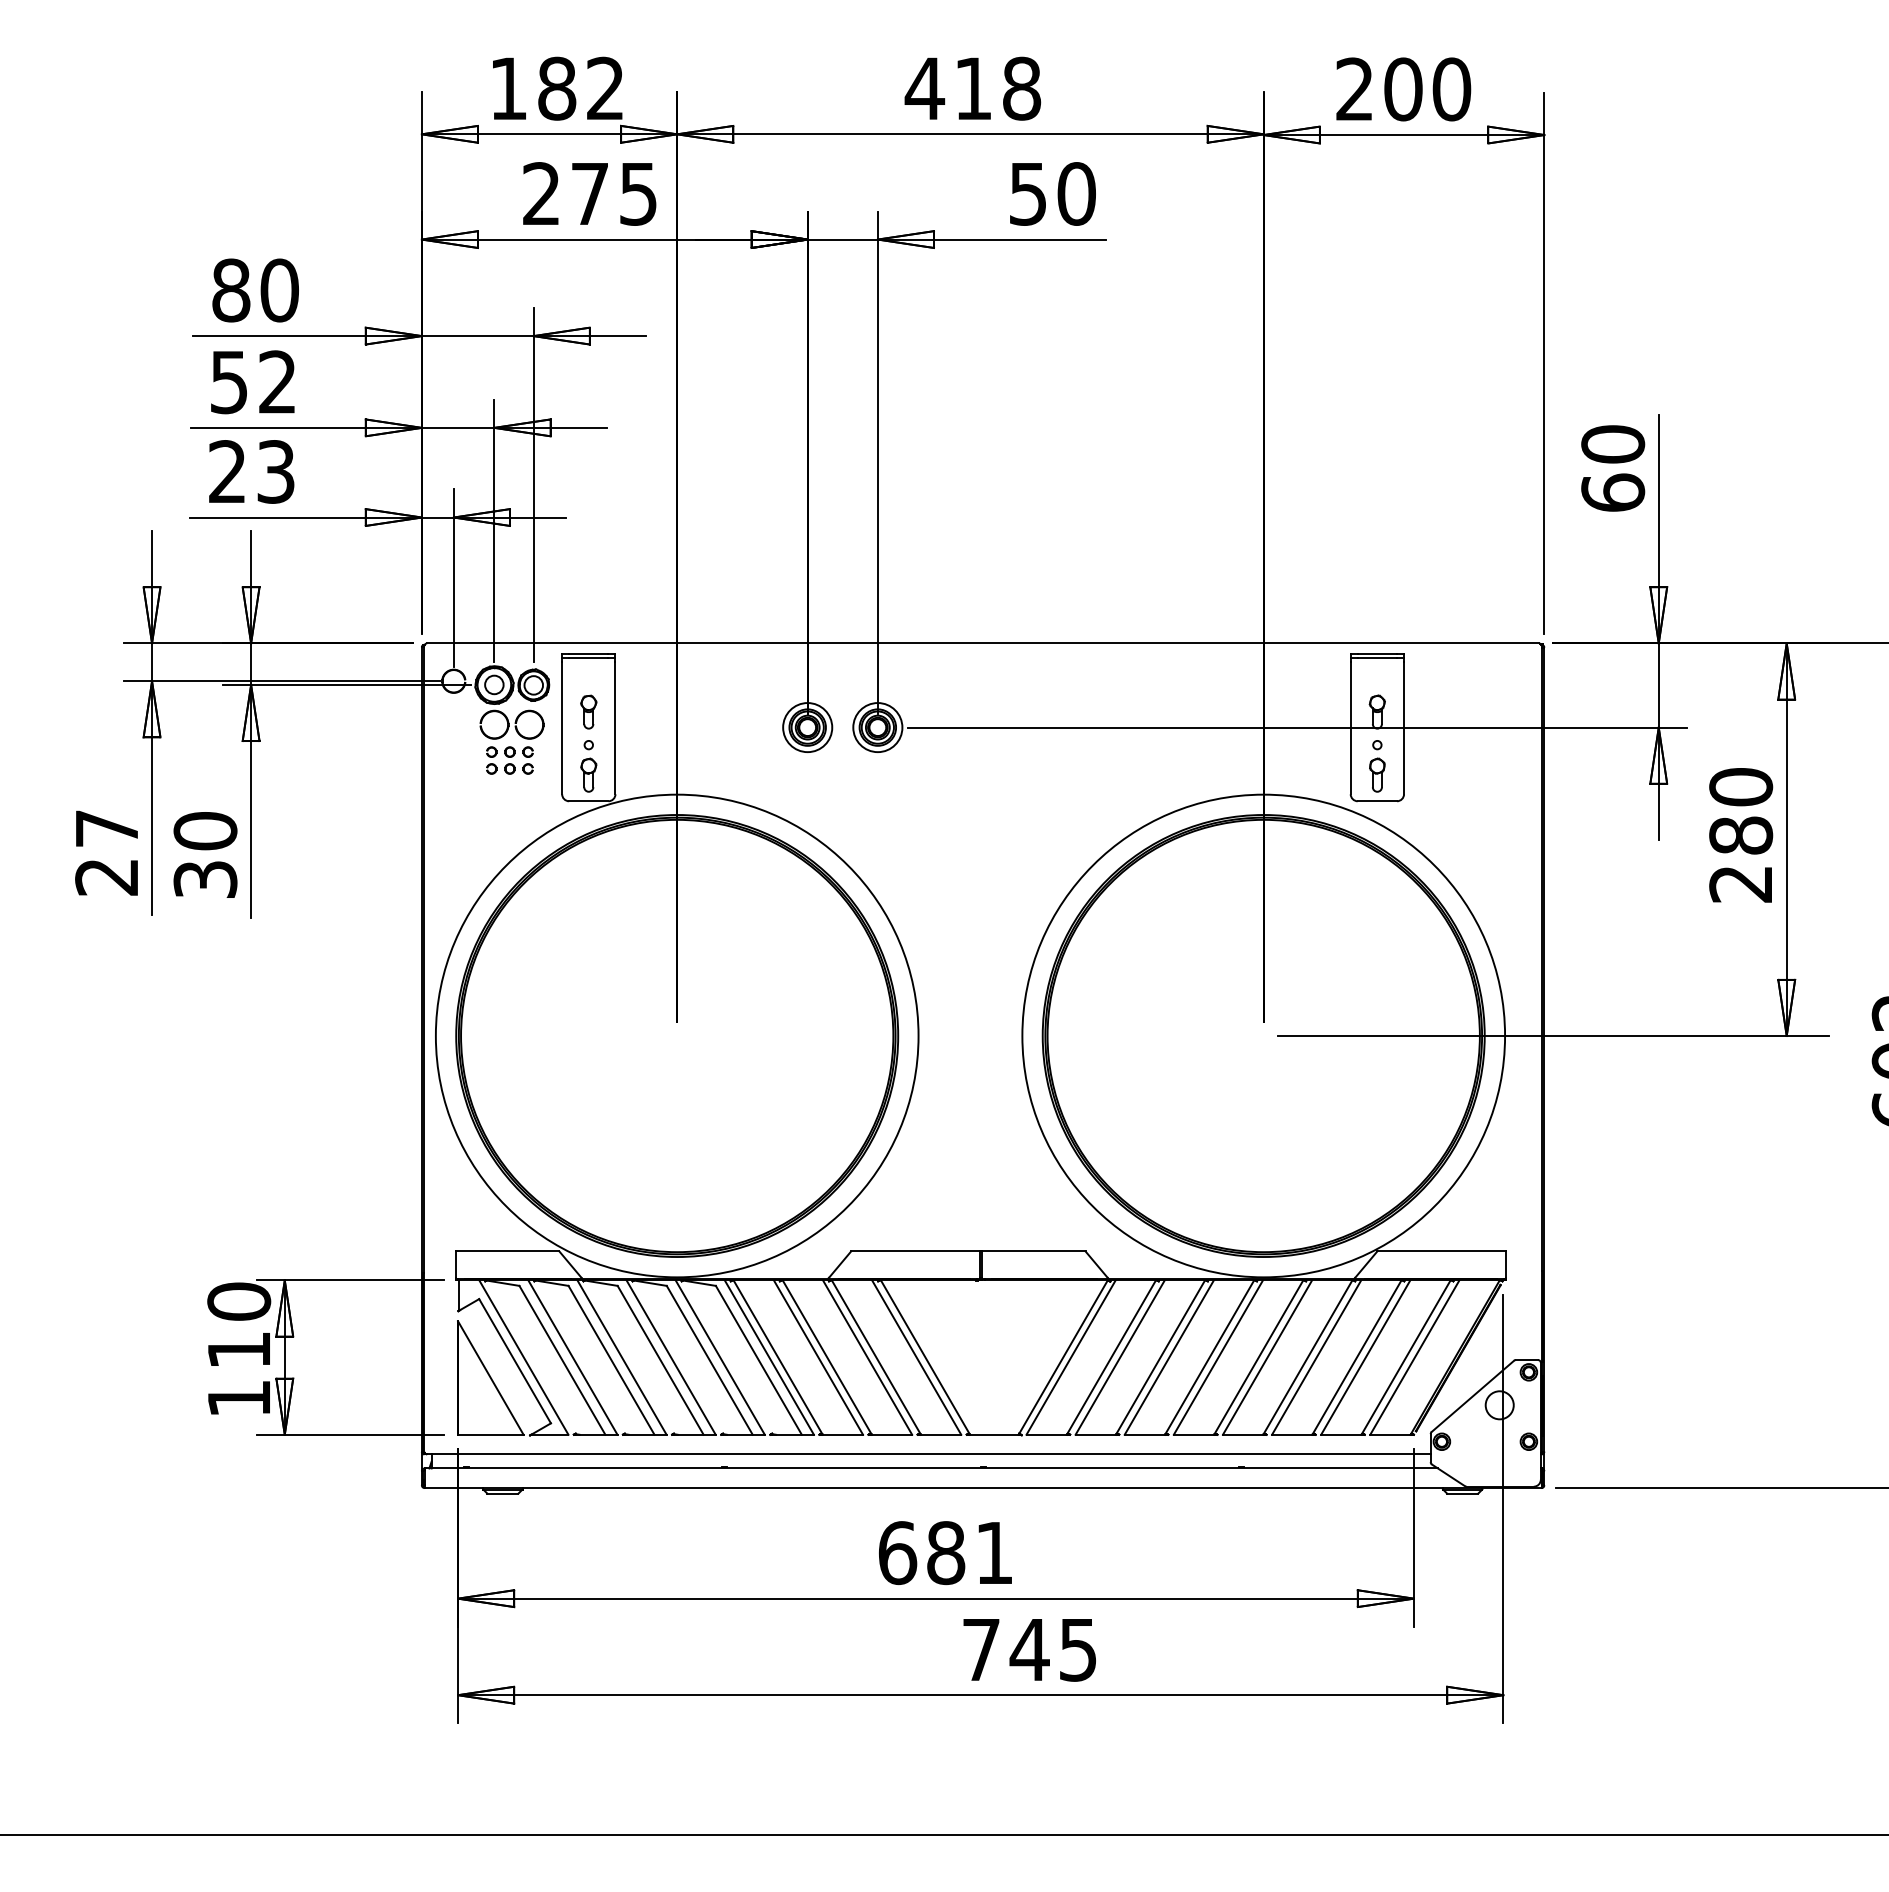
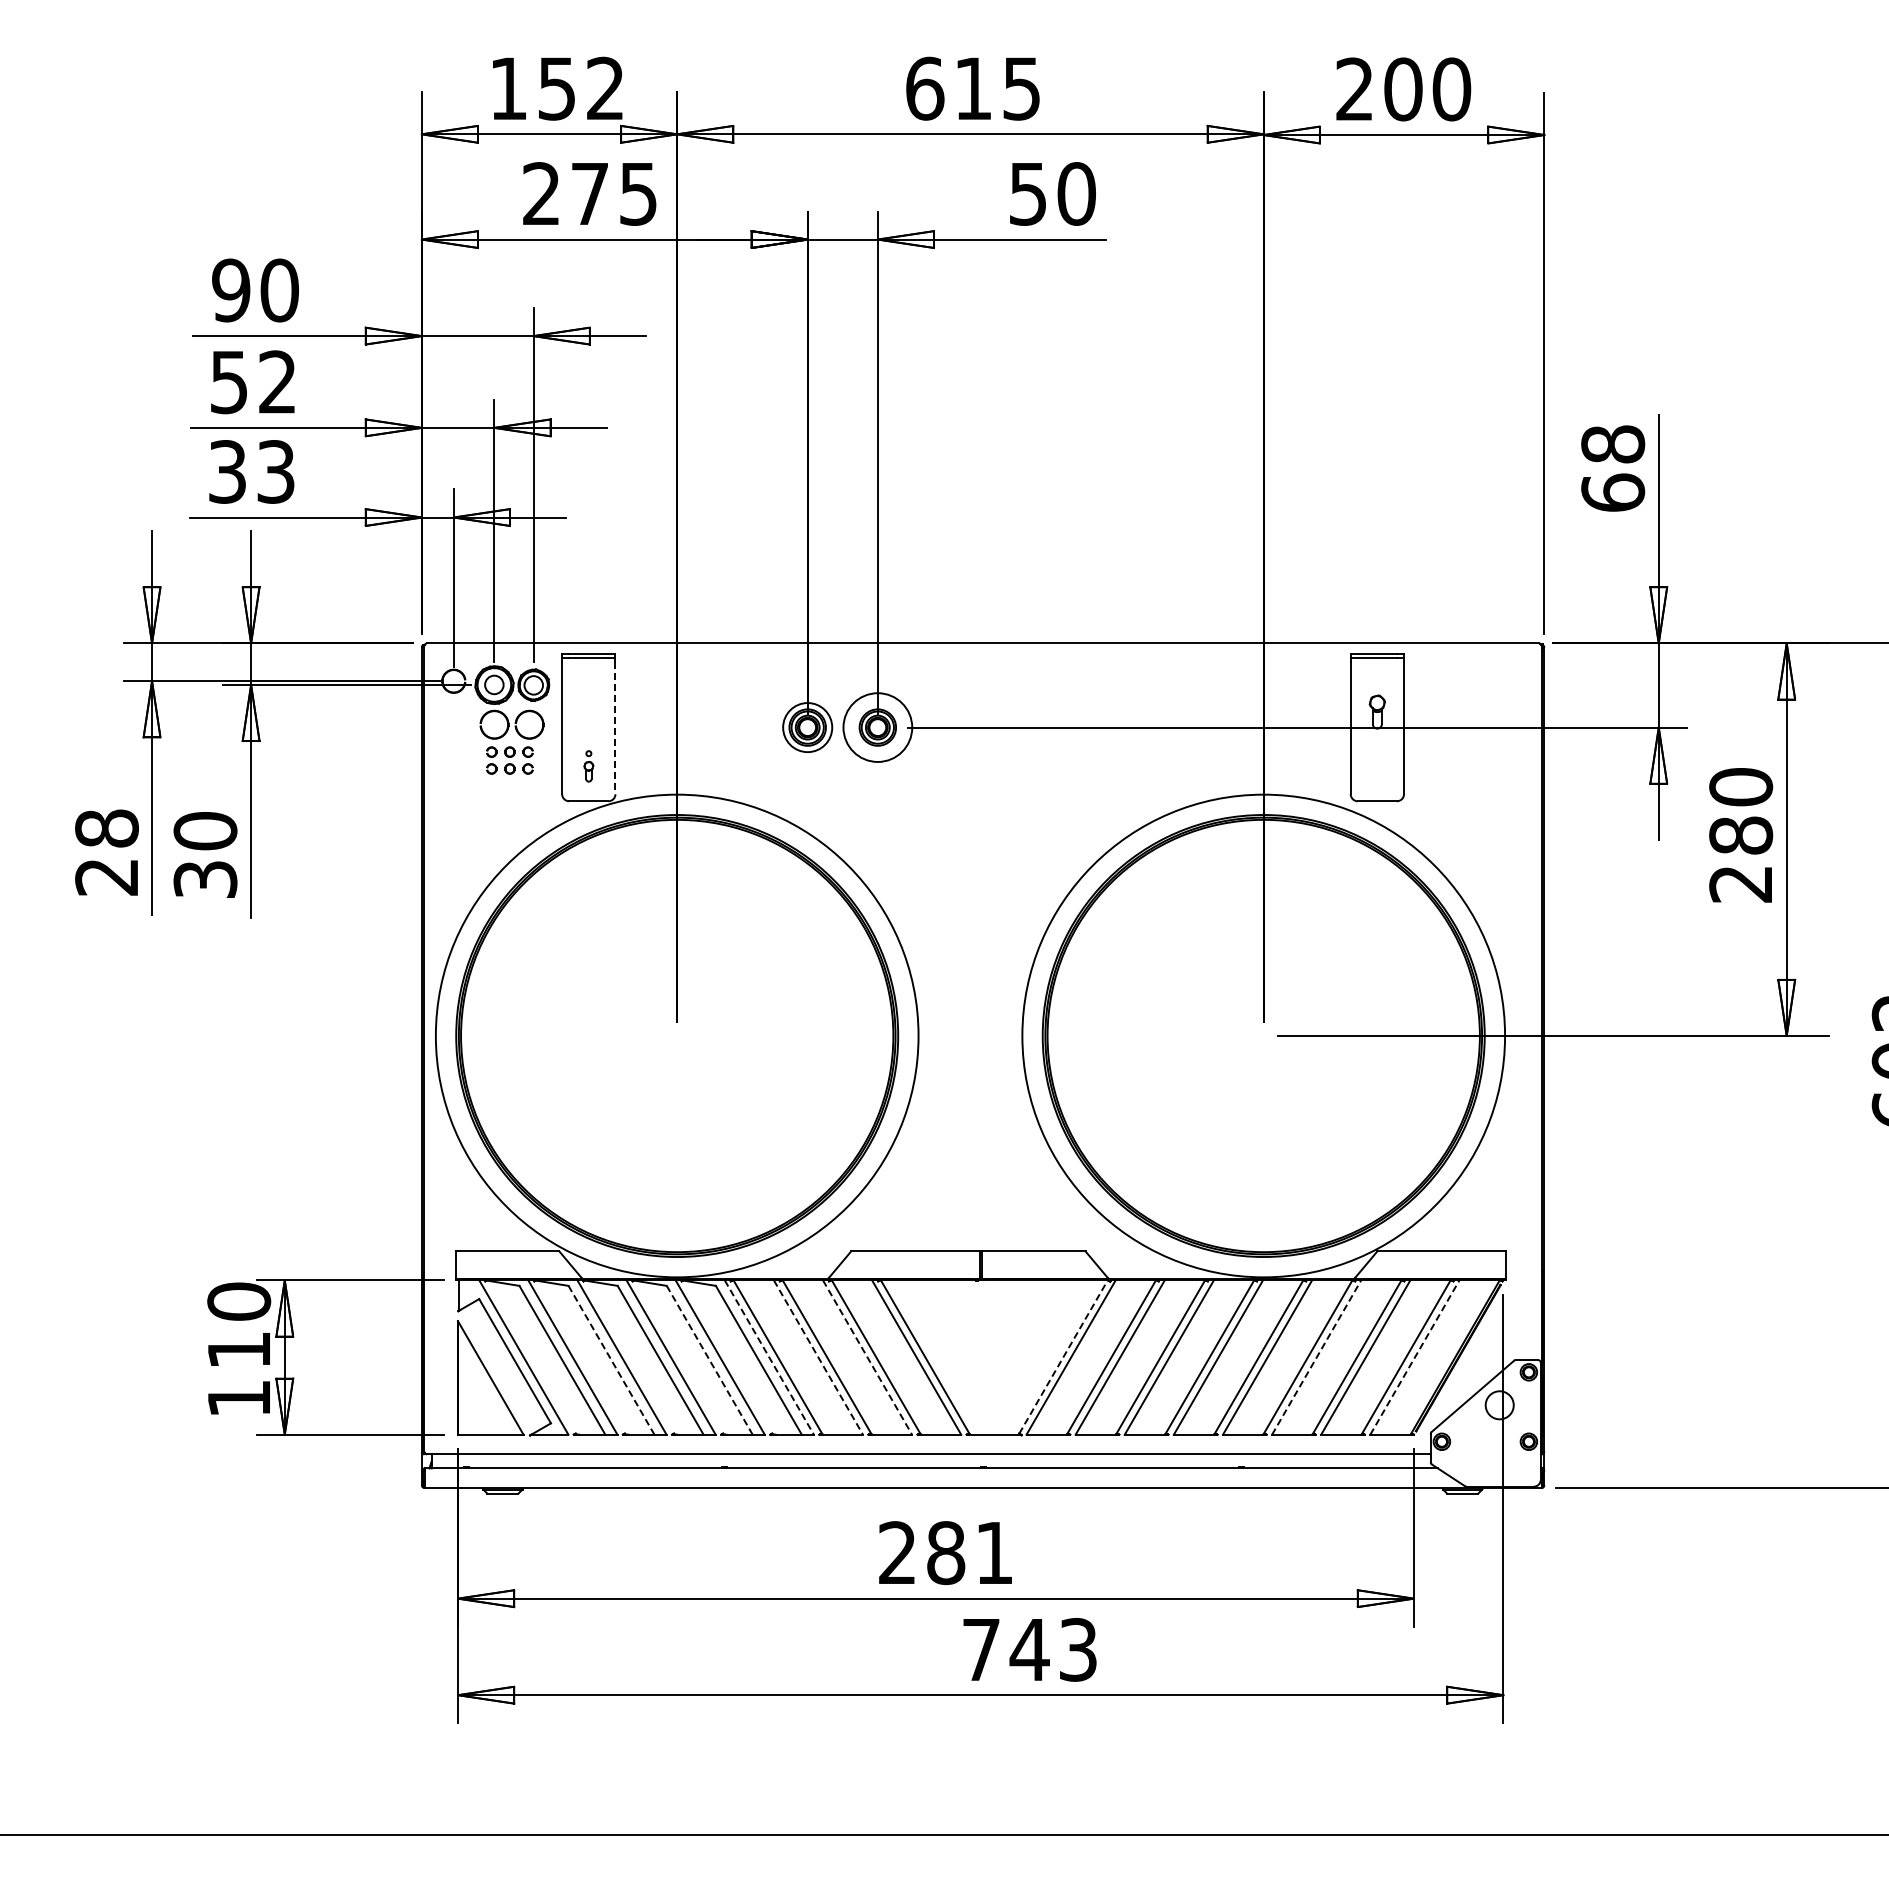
text: 182 -> 152 (557, 88)
text: 418 -> 615 (972, 88)
text: 80 -> 90 (231, 290)
text: 60 -> 68 (1612, 444)
text: 23 -> 33 (227, 471)
part: present -> none (588, 711)
circle diameter: 49 px -> 69 px (877, 727)
line: solid -> dashed (615, 728)
part size: 18x53 px -> 12x33 px (588, 766)
part: present -> none (1377, 766)
text: 27 -> 28 (106, 828)
line: solid -> dashed (1063, 1356)
line: solid -> dashed (1316, 1357)
line: solid -> dashed (1415, 1357)
line: solid -> dashed (769, 1358)
line: solid -> dashed (818, 1358)
line: solid -> dashed (867, 1358)
line: solid -> dashed (611, 1360)
line: solid -> dashed (709, 1360)
text: 681 -> 281 (897, 1553)
text: 745 -> 743 (1078, 1649)
